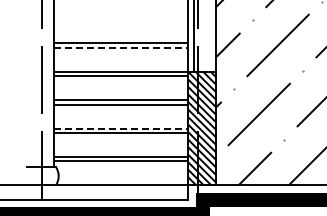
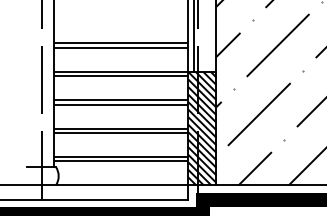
line: dashed -> solid (121, 47)
line: dashed -> solid (121, 128)
